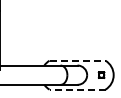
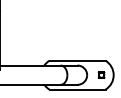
line: dashed -> solid (77, 60)
line: dashed -> solid (77, 89)
